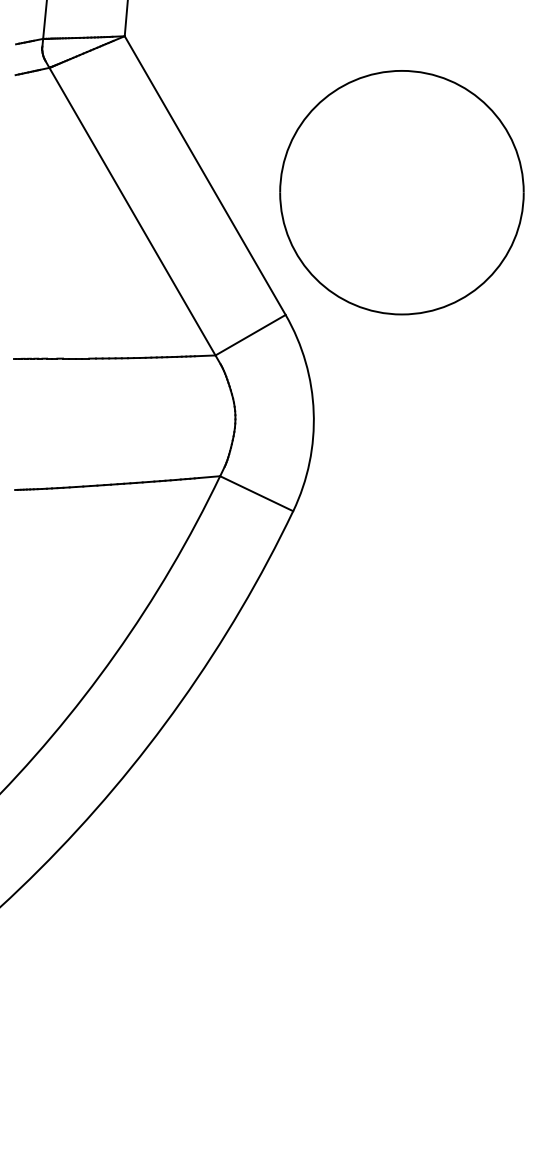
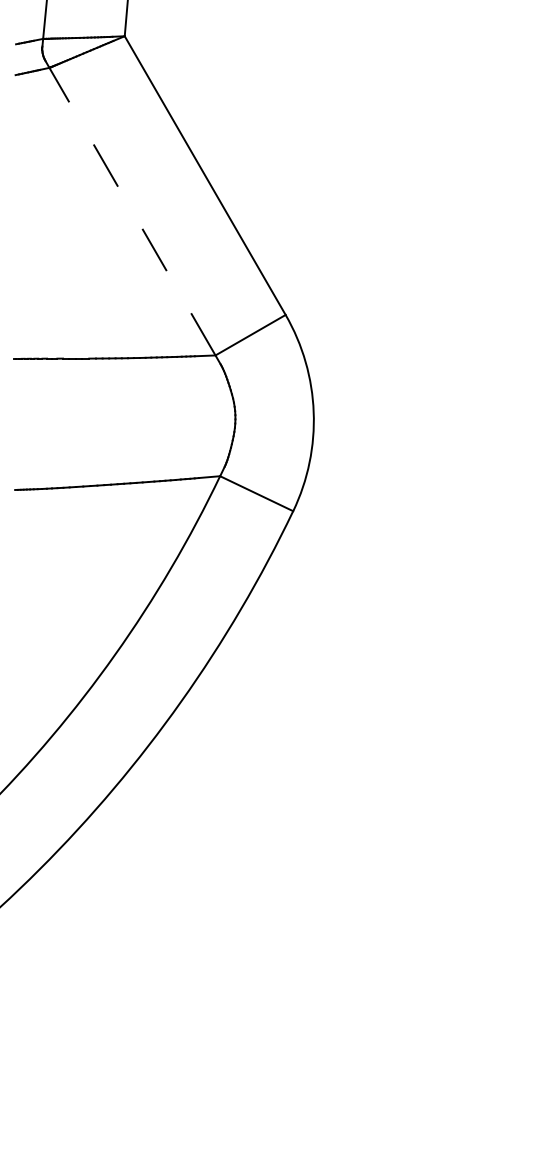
part: present -> none (401, 192)
line: solid -> dashed (132, 211)
